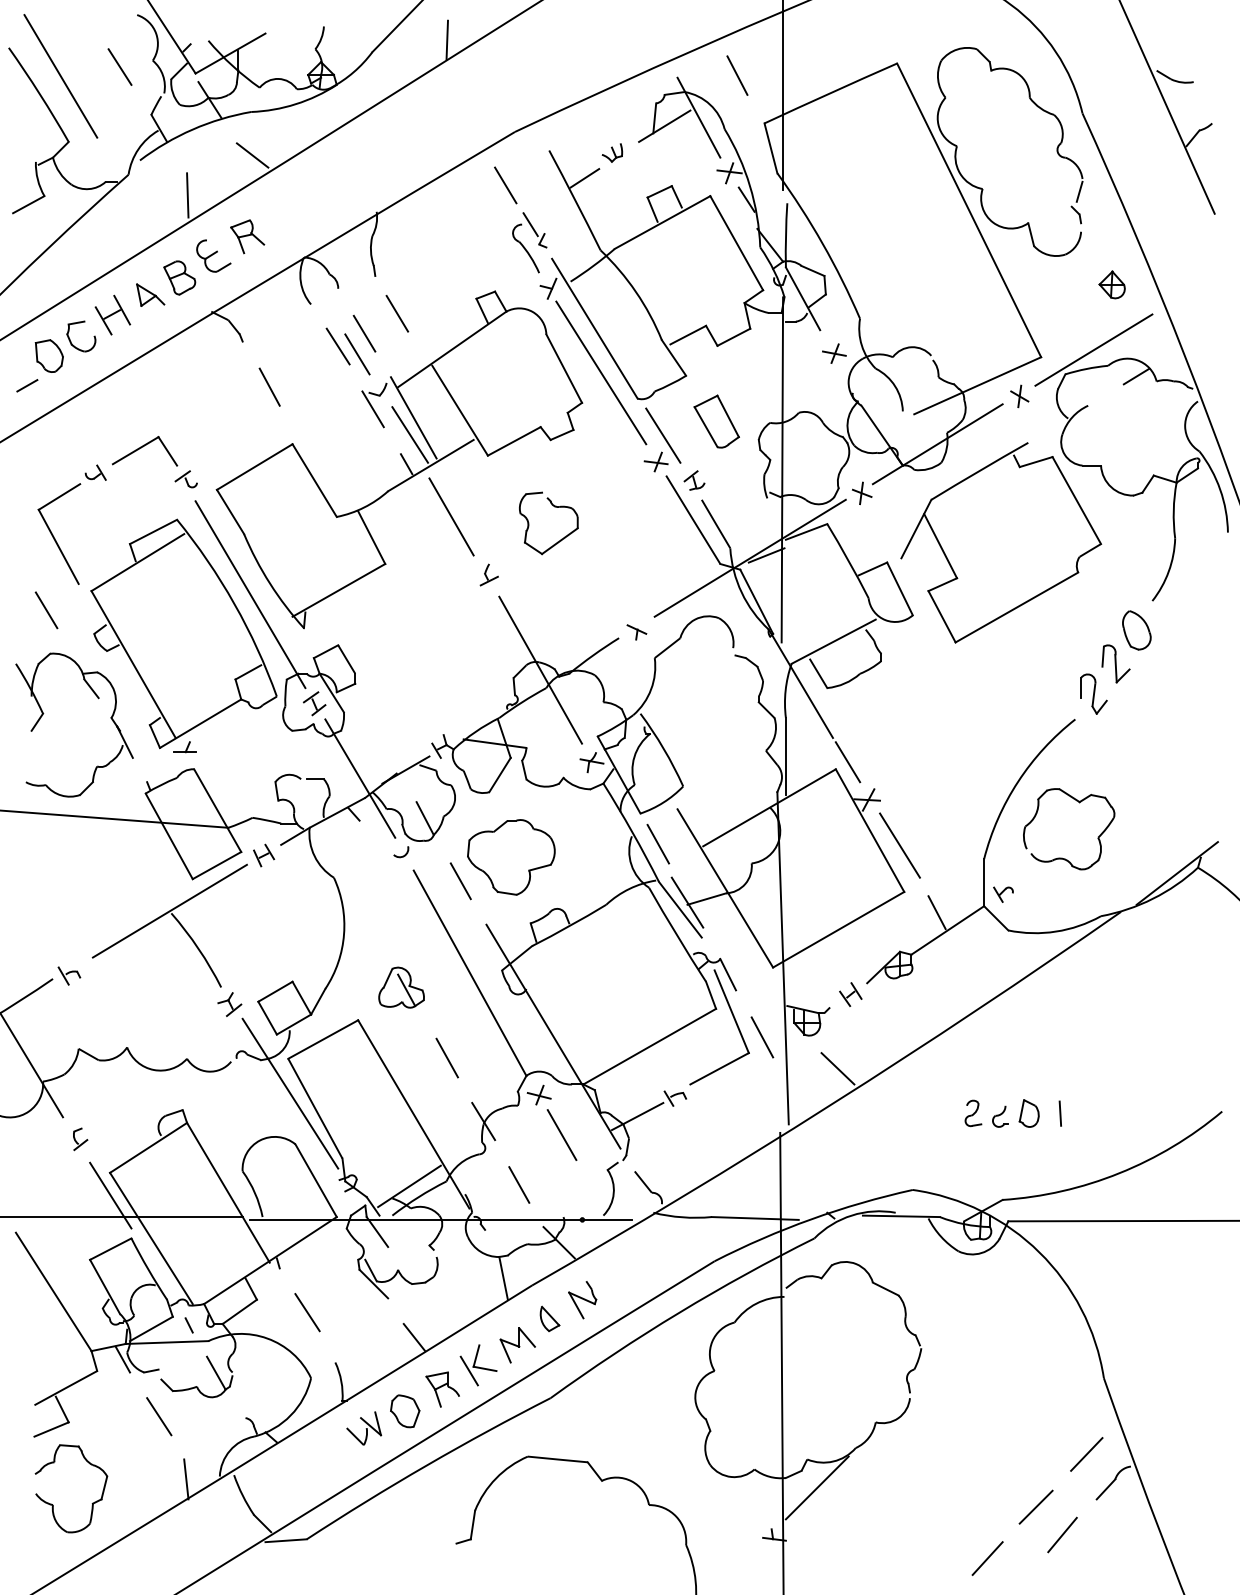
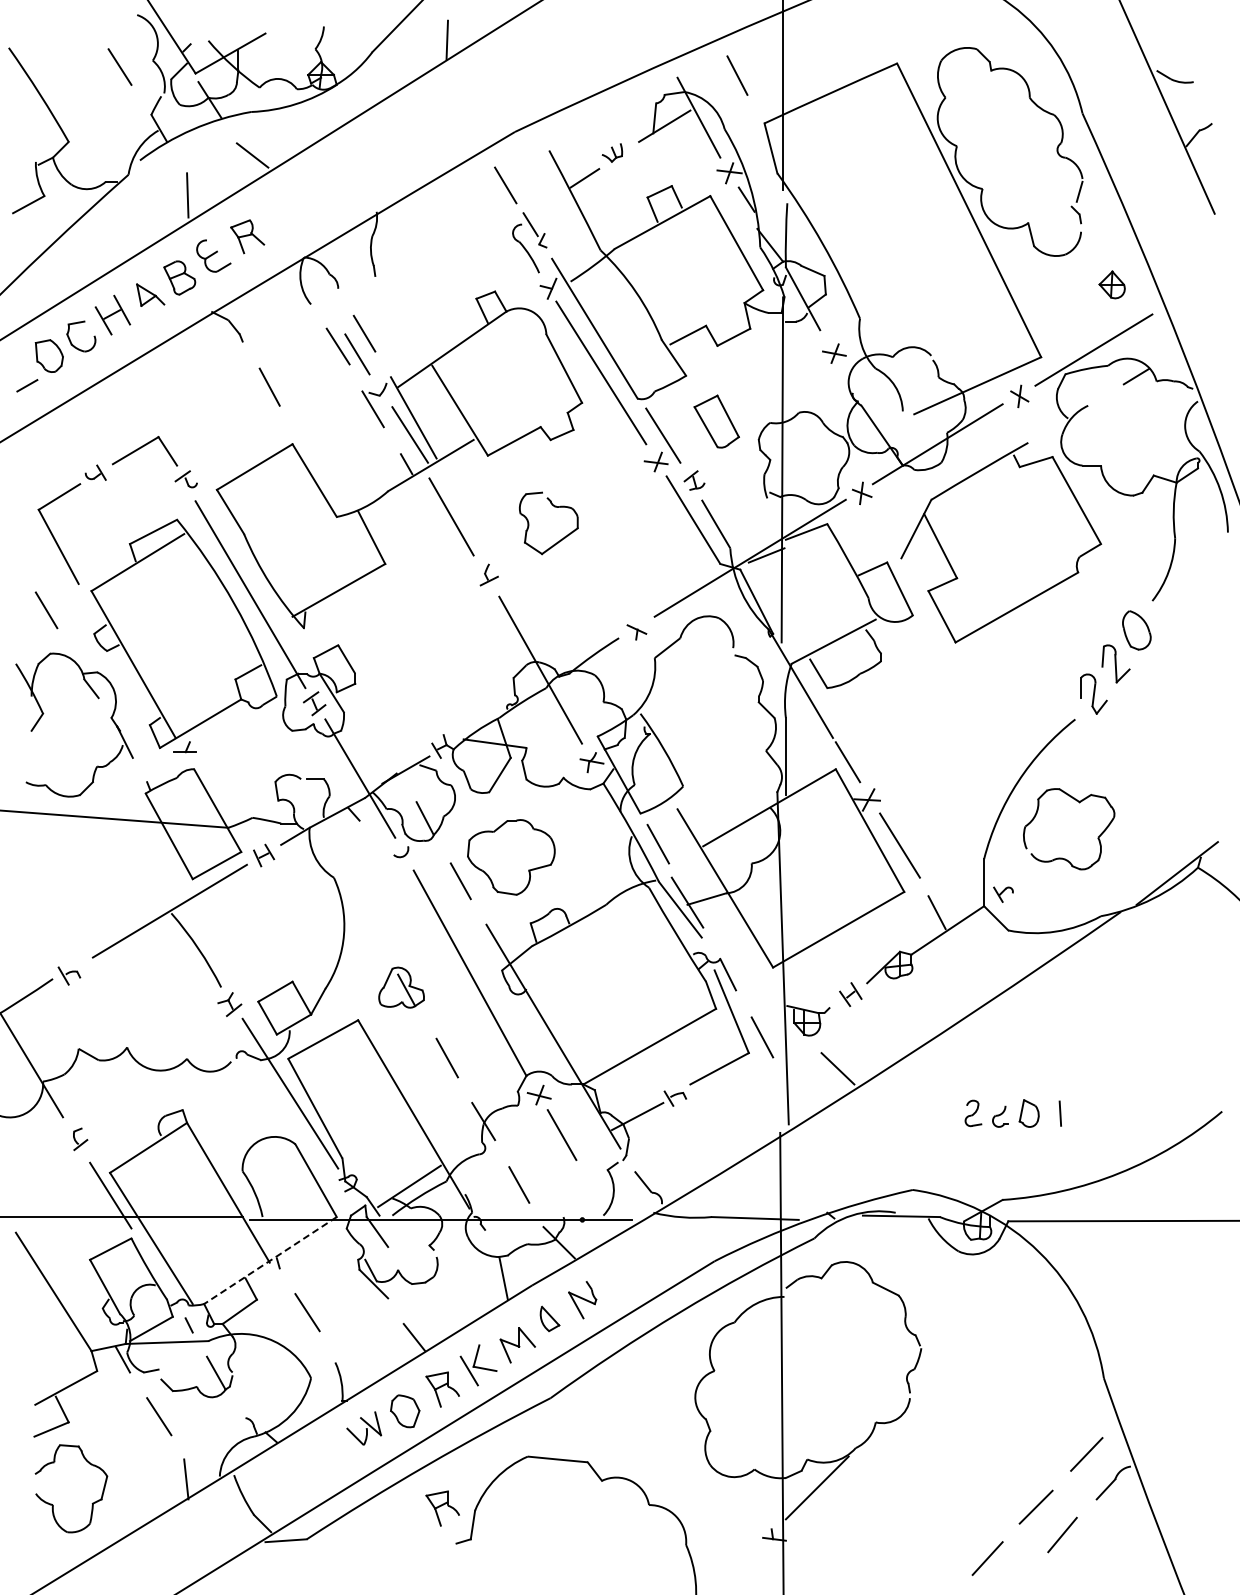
line: present -> none (60, 76)
line: present -> none (397, 313)
line: solid -> dashed (270, 1260)
part: none -> present (442, 1508)
